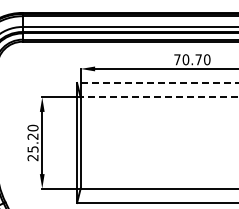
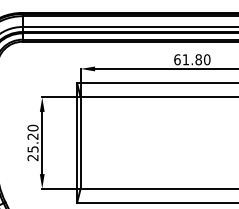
text: 70.70 -> 61.80 (187, 59)
line: dashed -> solid (157, 83)
line: dashed -> solid (159, 97)
